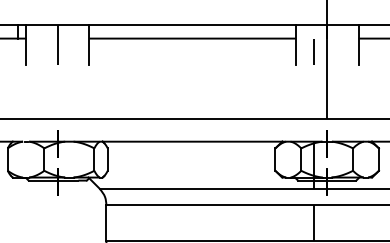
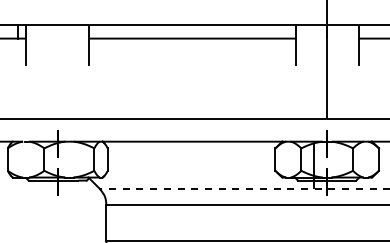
line: present -> none (57, 45)
line: present -> none (313, 51)
line: solid -> dashed (244, 188)
line: present -> none (313, 221)
